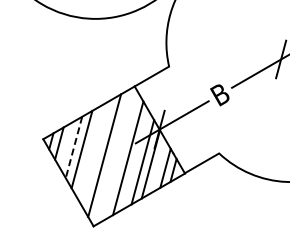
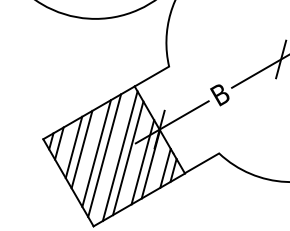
line: dashed -> solid (74, 147)
line: none -> present (96, 153)
line: none -> present (119, 156)
